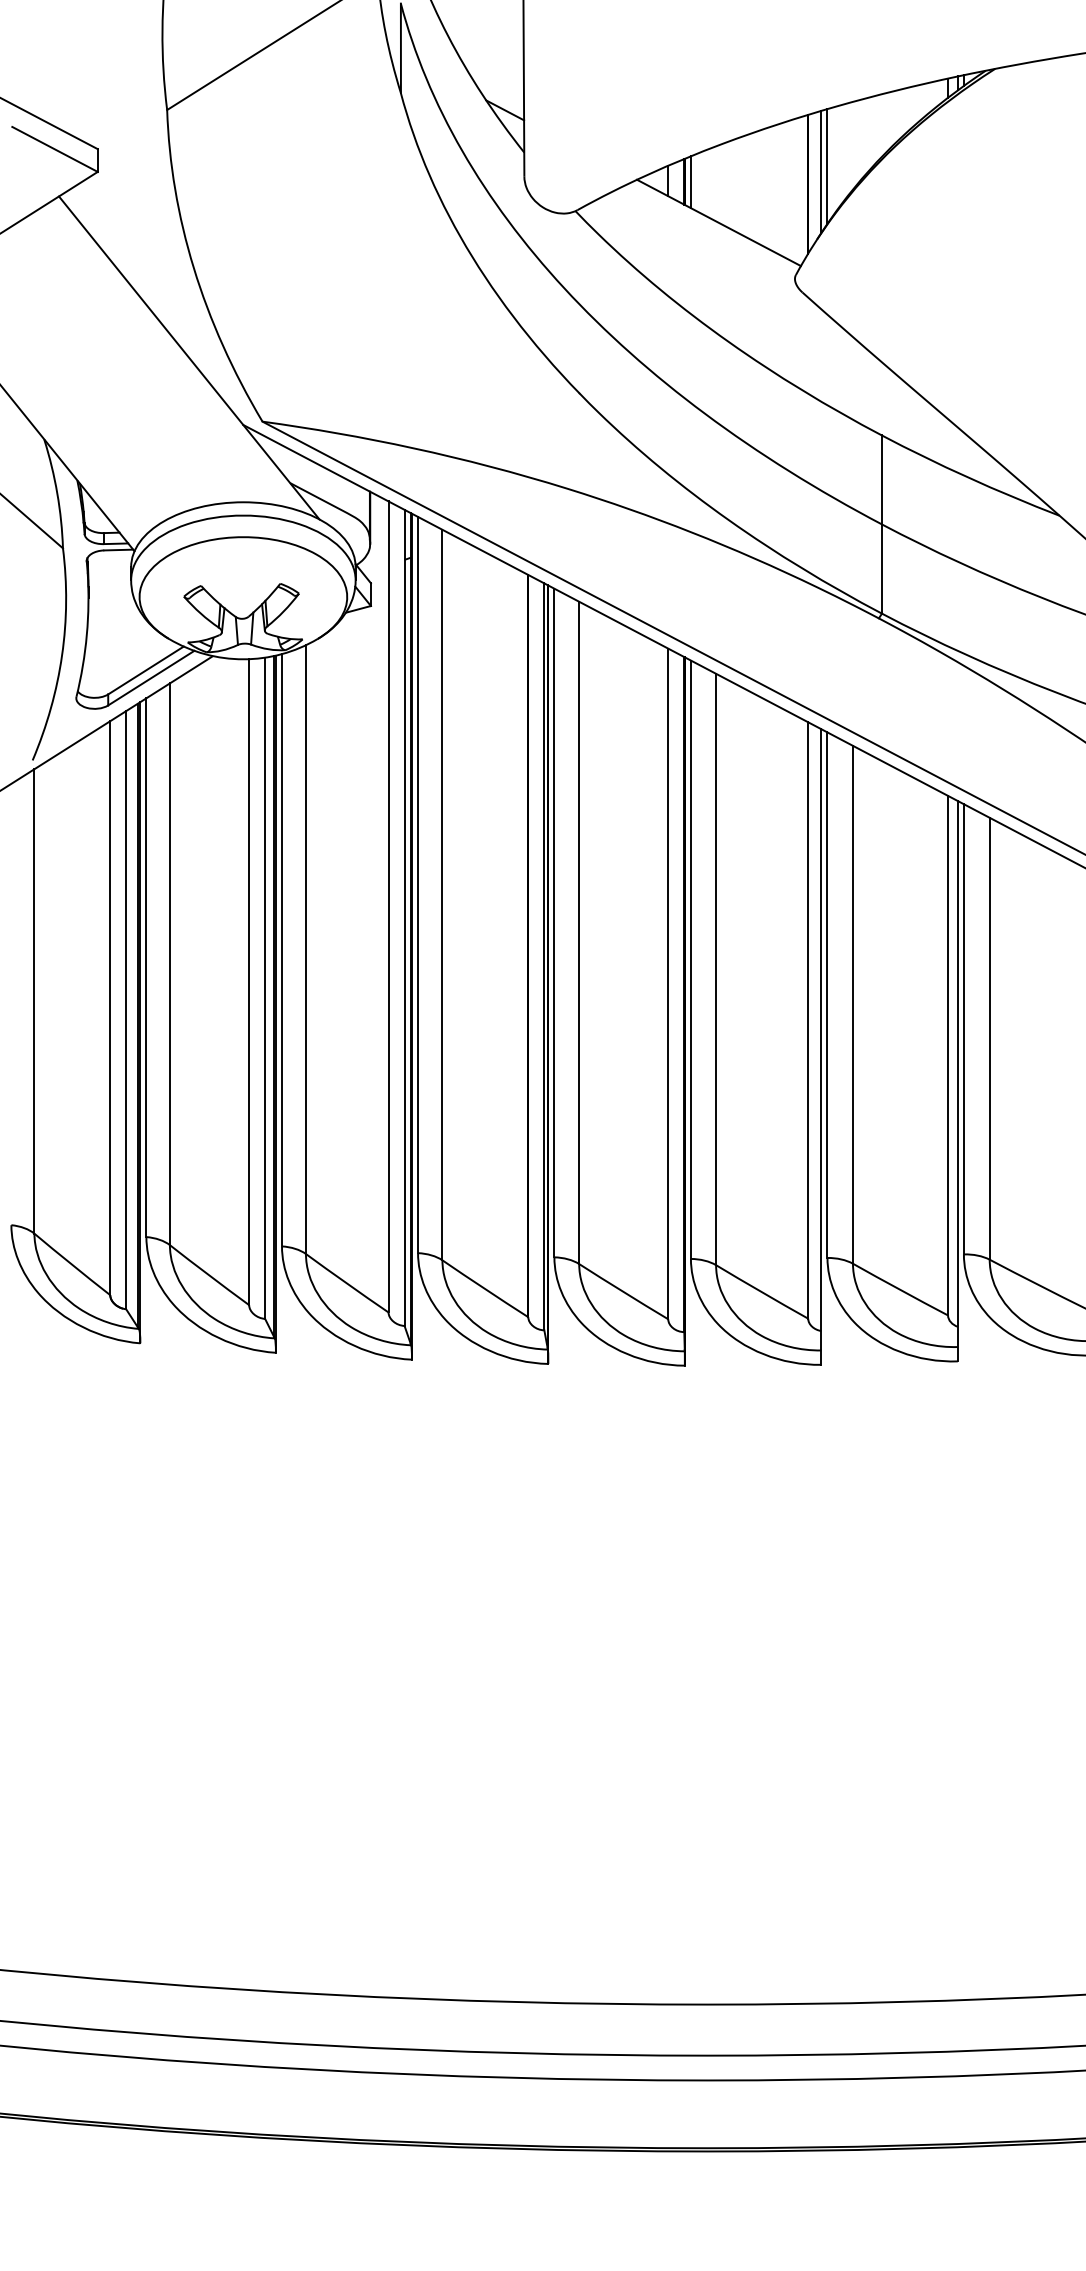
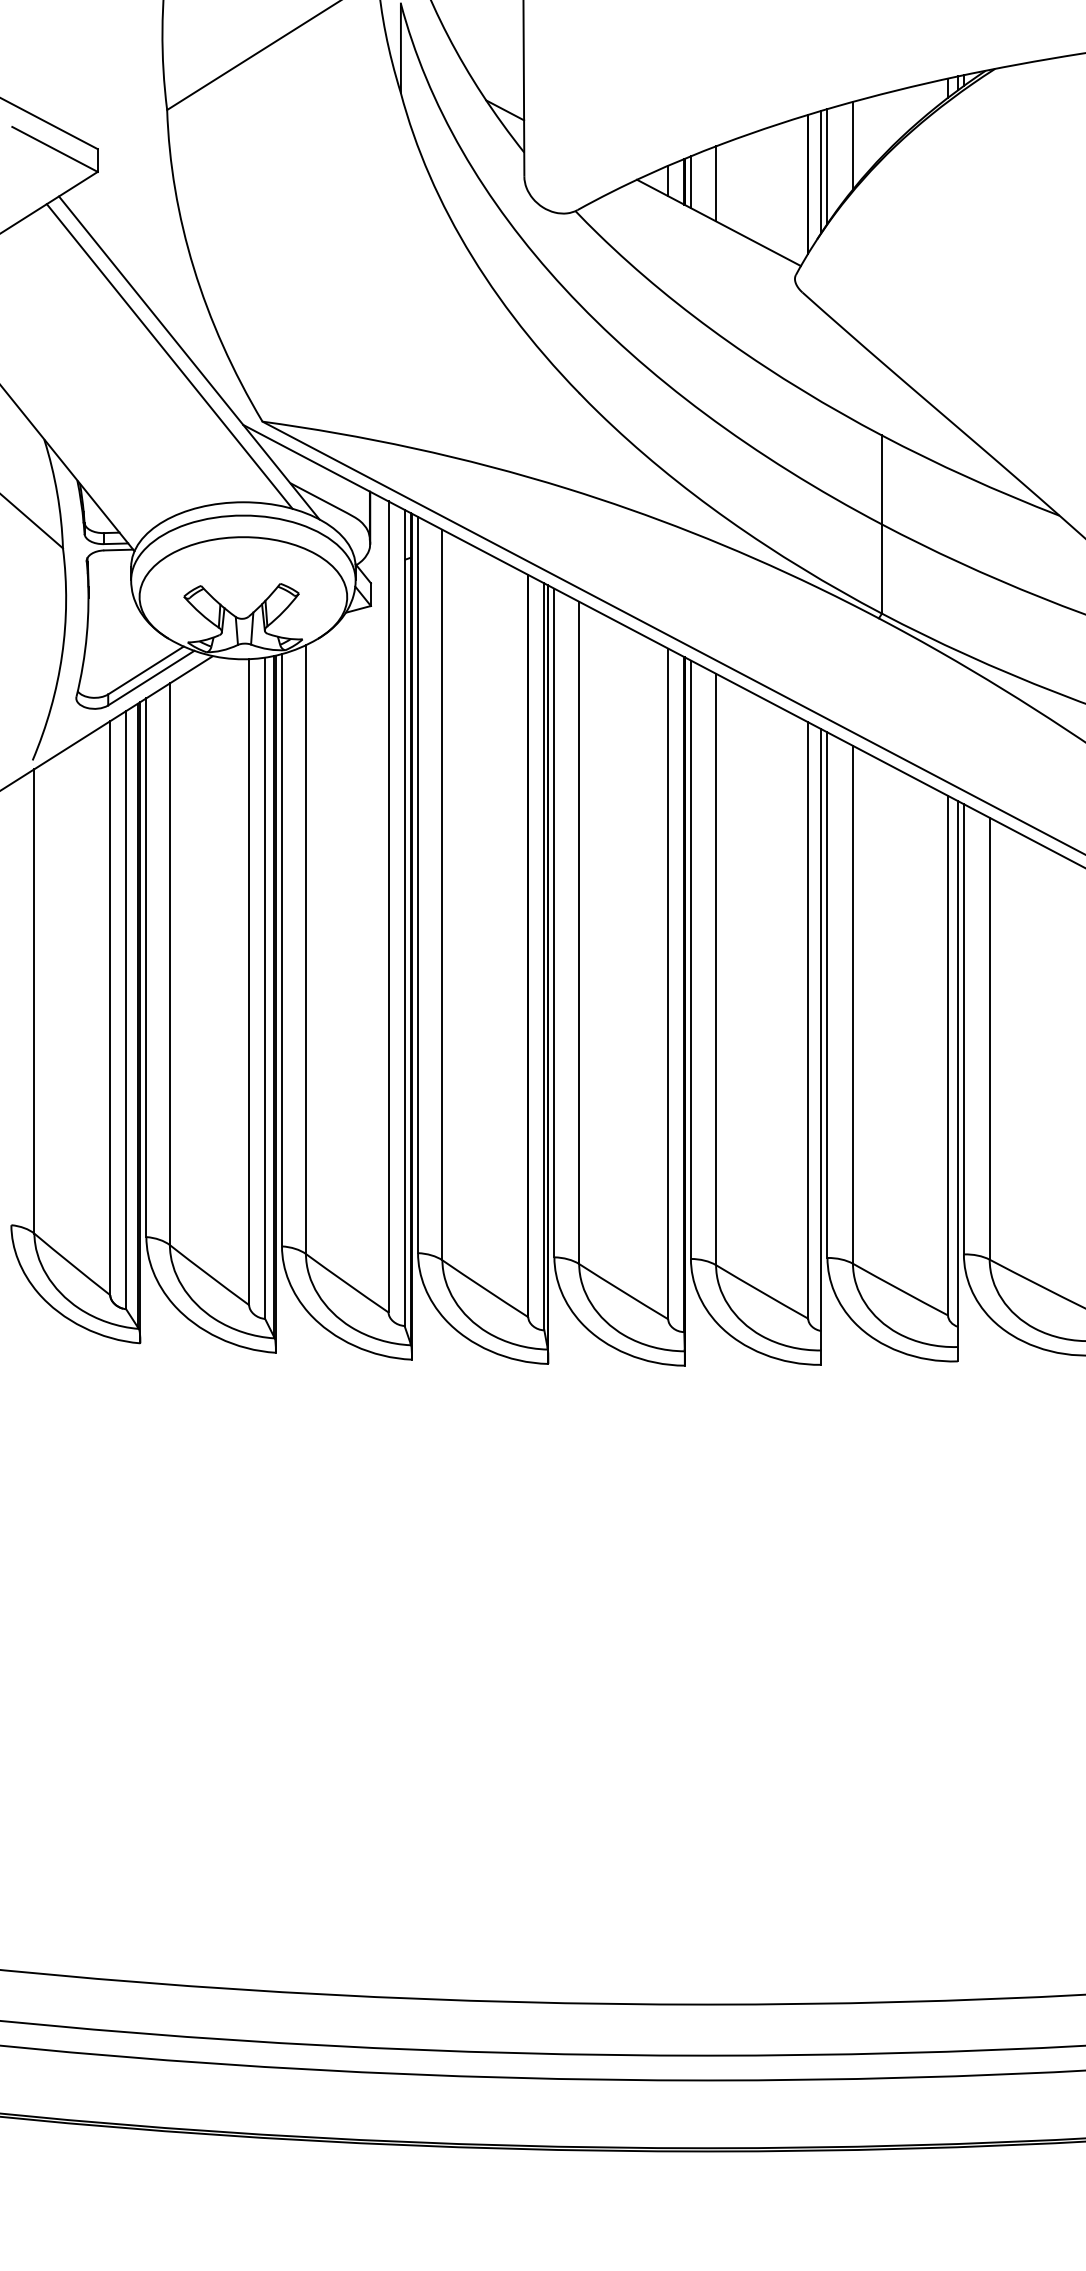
line: none -> present (852, 145)
line: none -> present (716, 183)
line: none -> present (169, 356)
